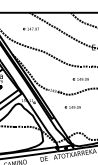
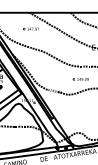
line: present -> none (72, 107)
